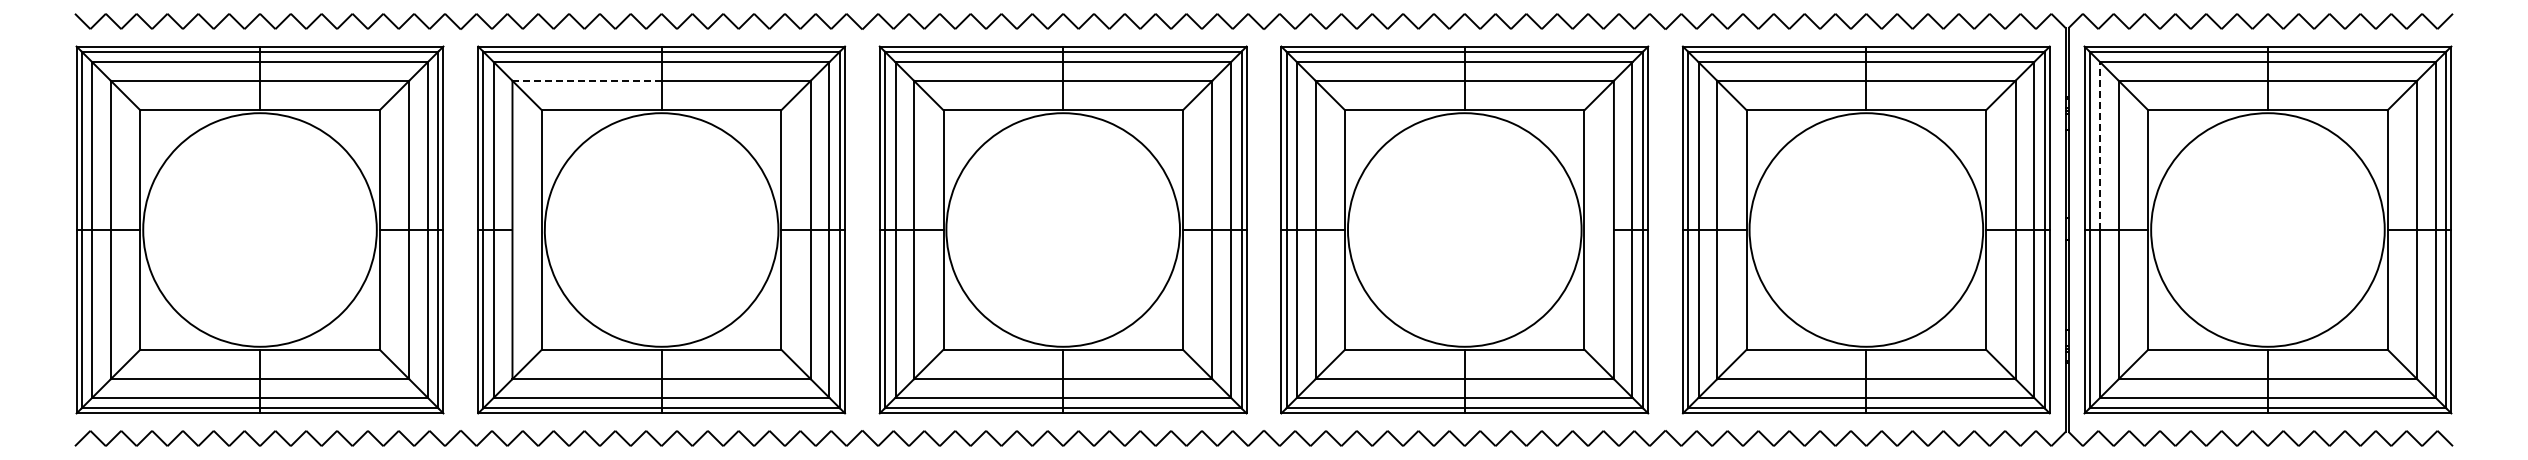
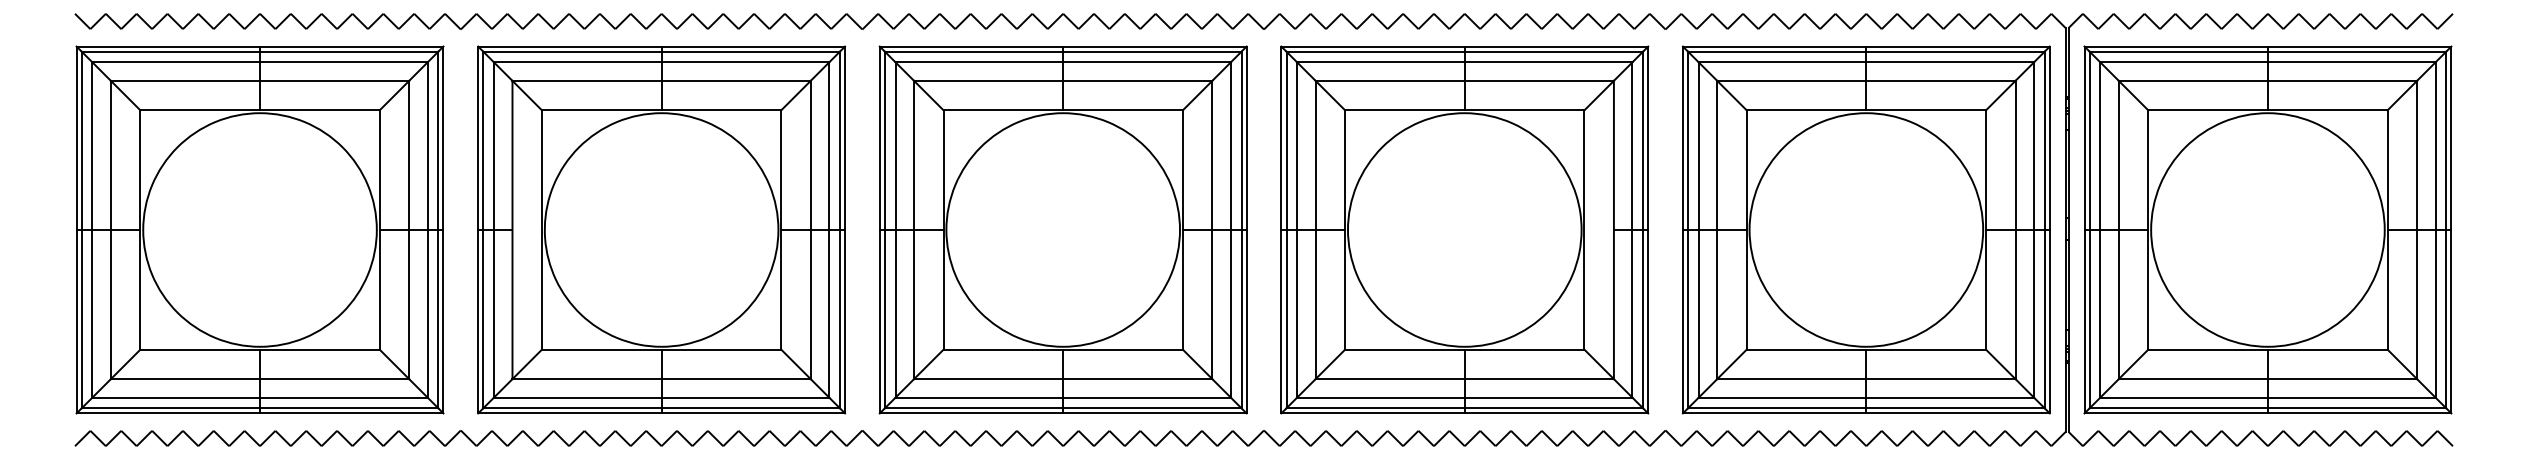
line: dashed -> solid (587, 80)
line: dashed -> solid (2100, 146)
